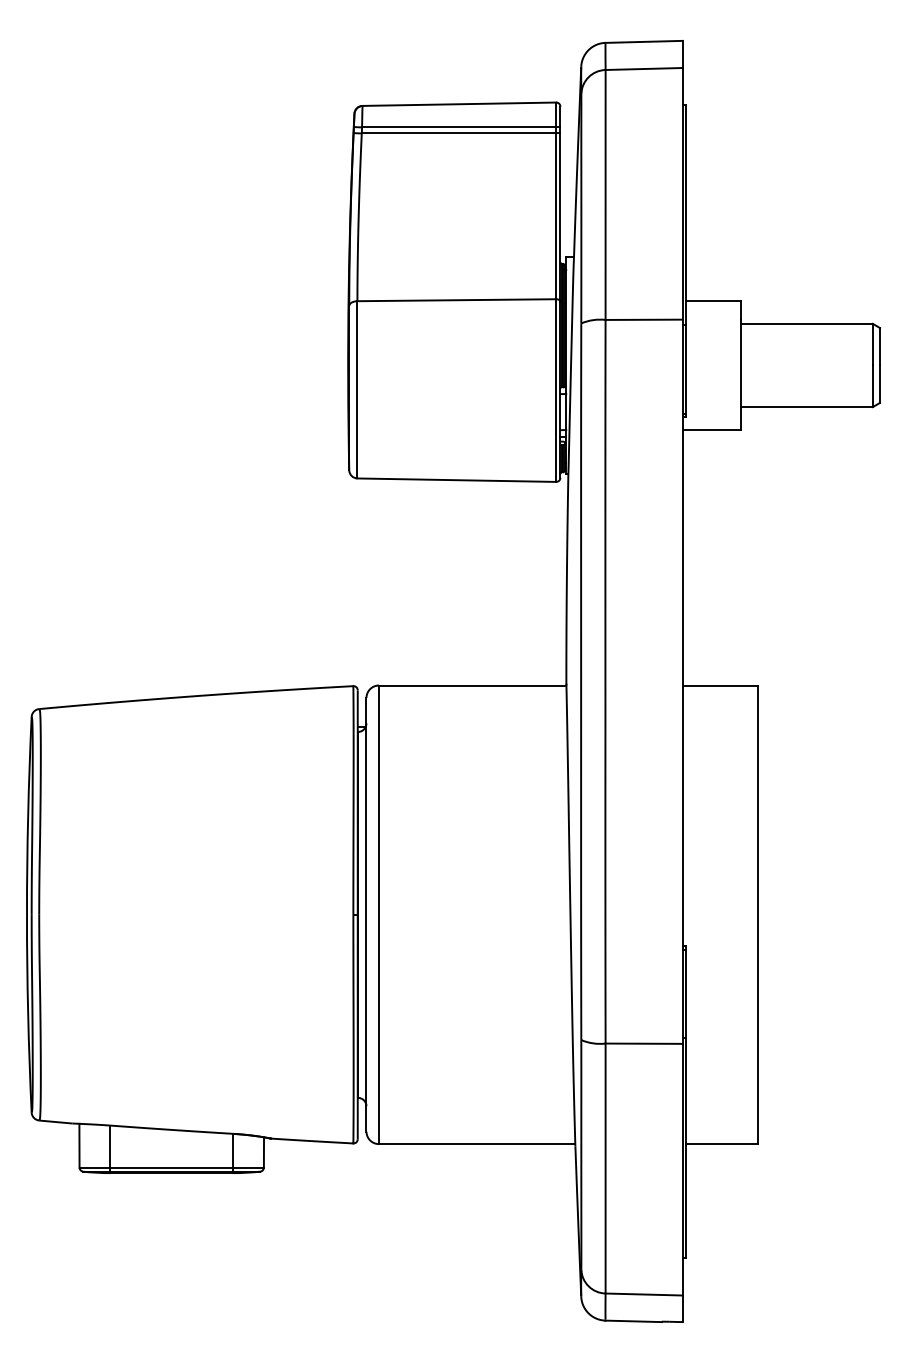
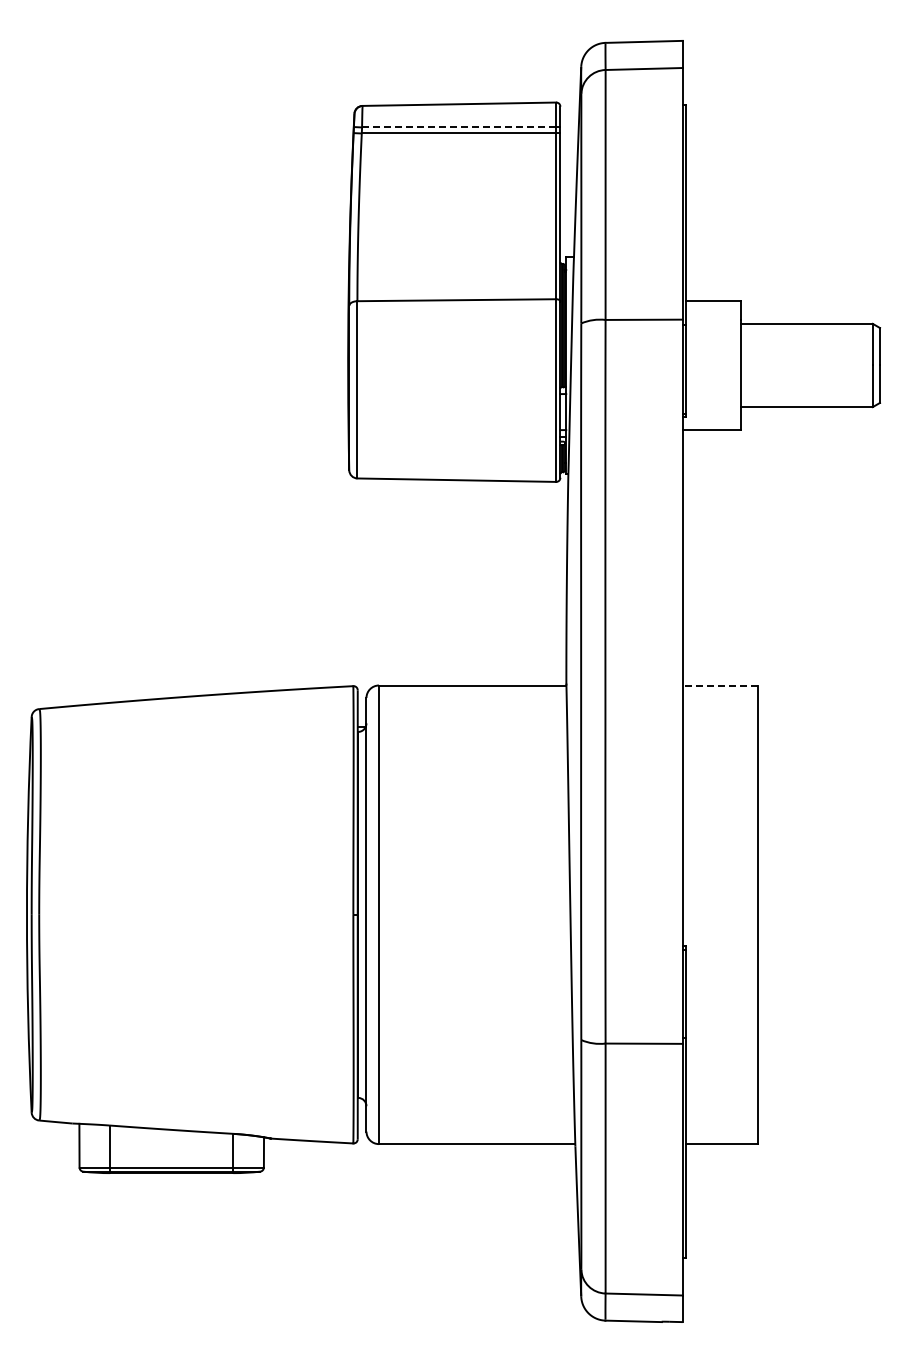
line: solid -> dashed (459, 127)
line: solid -> dashed (719, 685)
